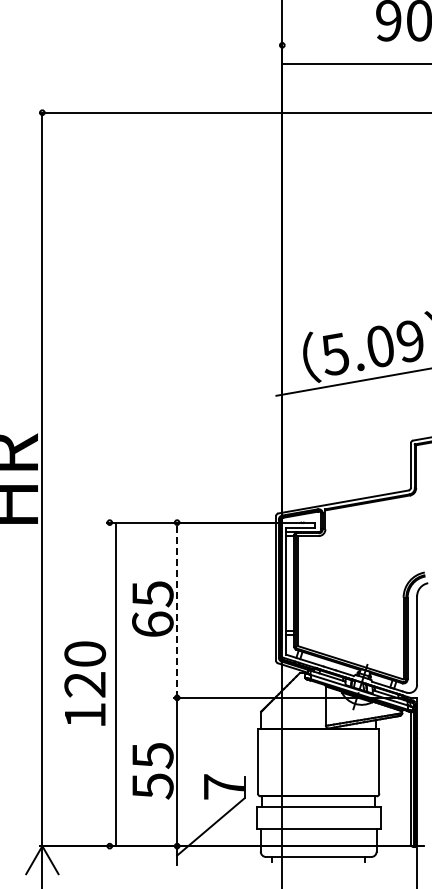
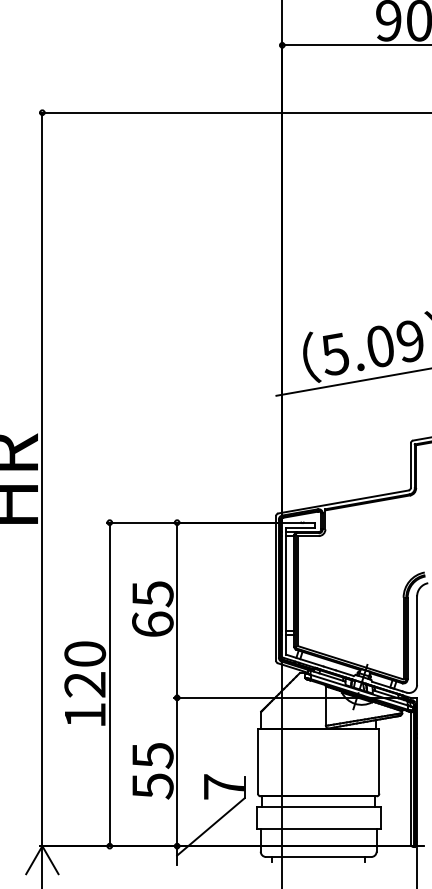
line position: (355, 64) -> (355, 45) (355, 45)
line: dashed -> solid (177, 610)
line position: (115, 684) -> (109, 684) (109, 684)
